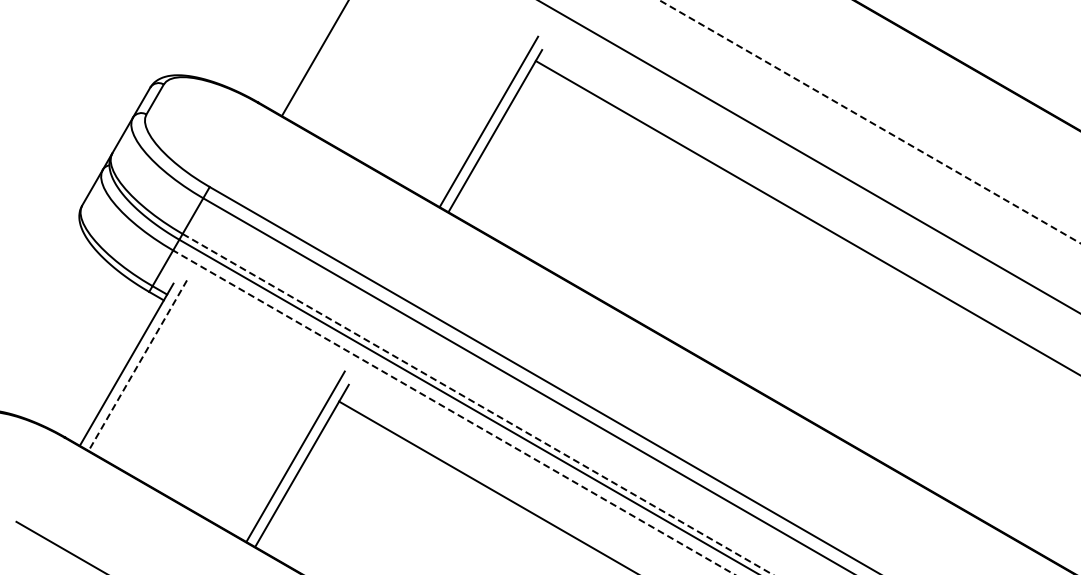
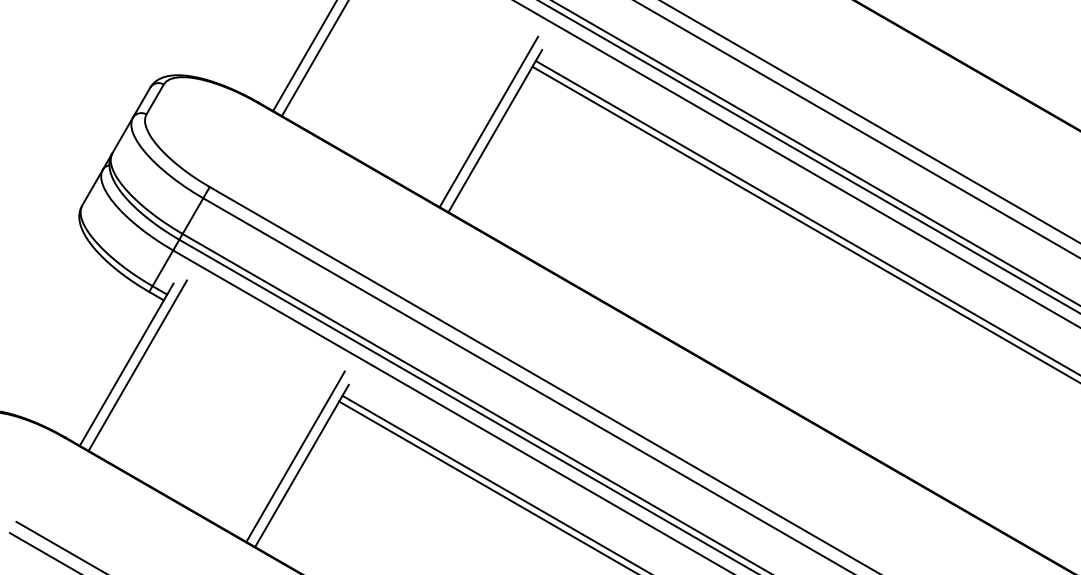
line: none -> present (304, 56)
line: dashed -> solid (869, 121)
line: none -> present (856, 129)
line: none -> present (815, 153)
line: none -> present (796, 164)
line: none -> present (804, 223)
line: dashed -> solid (137, 366)
line: dashed -> solid (477, 404)
line: dashed -> solid (453, 412)
line: none -> present (494, 483)
line: none -> present (42, 552)
